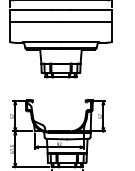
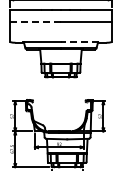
line: solid -> dashed (35, 21)
line: solid -> dashed (79, 42)
